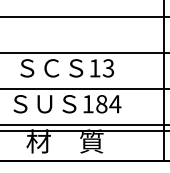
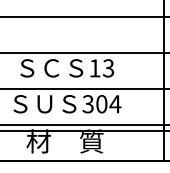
text: 184 -> 304 (94, 104)
